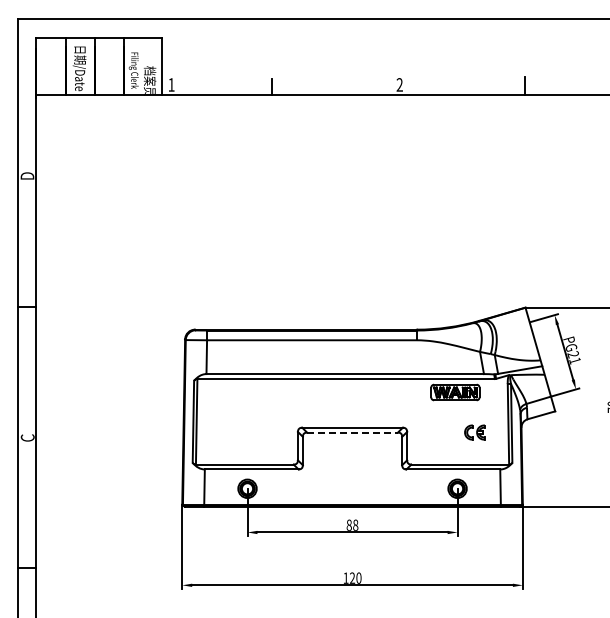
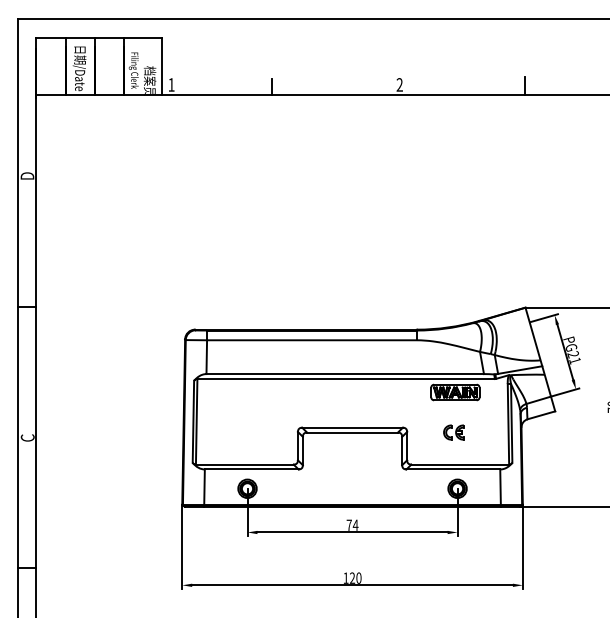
line: dashed -> solid (353, 432)
part position: (474, 432) -> (453, 432) (453, 432)
text: 88 -> 74 (352, 524)
